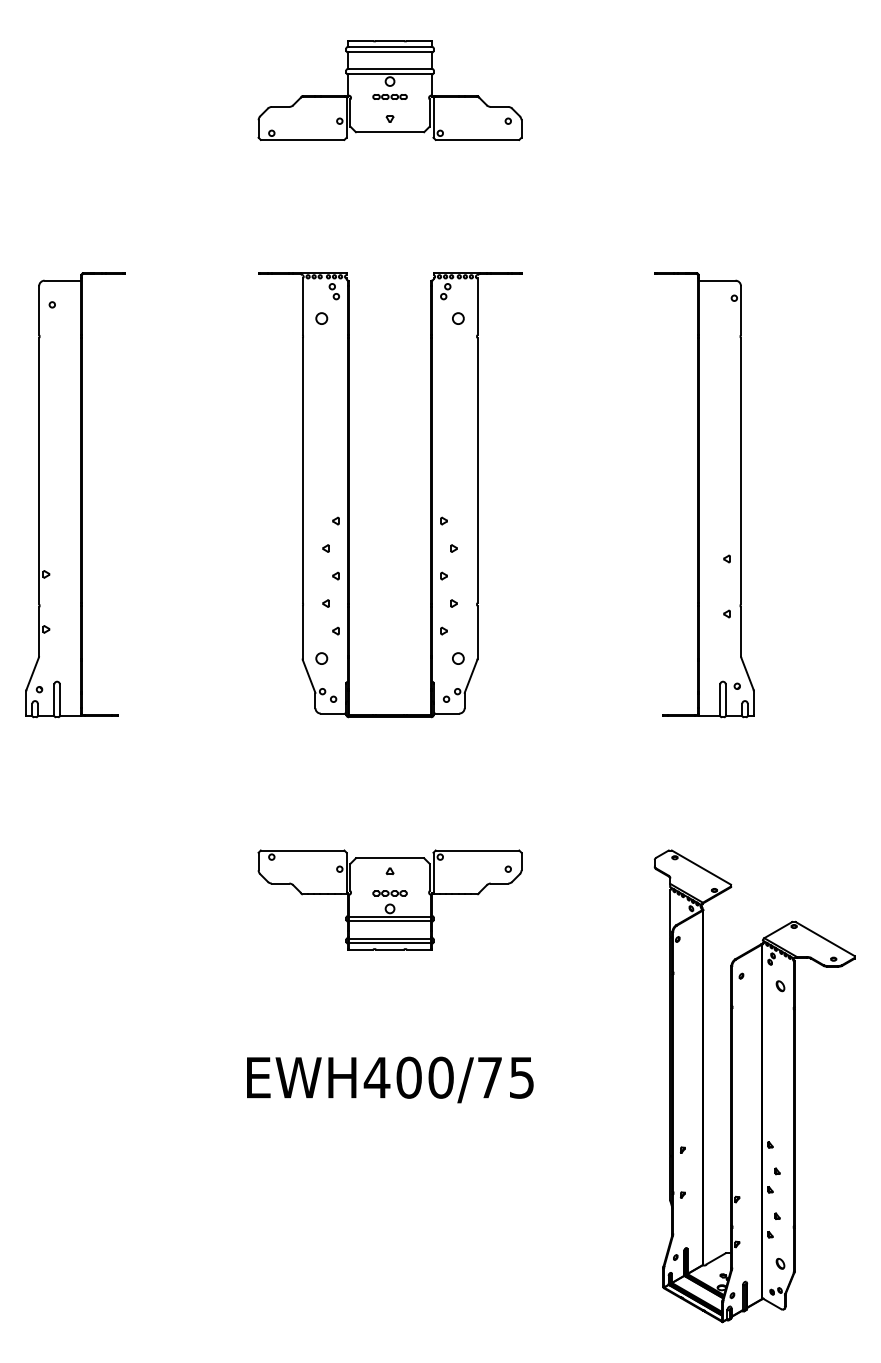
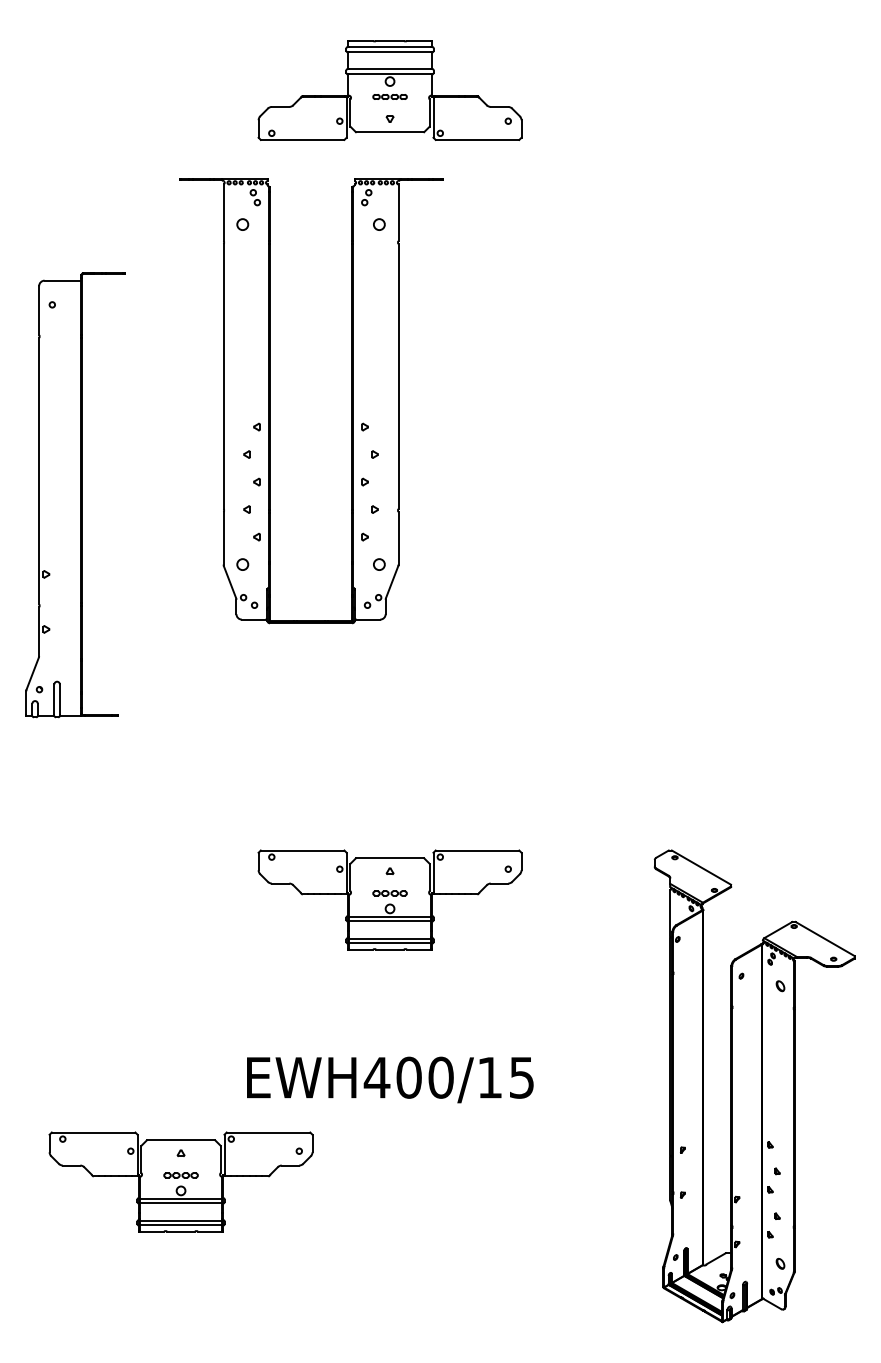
part position: (430, 495) -> (351, 401) (351, 401)
part: present -> none (704, 495)
text: EWH400/75 -> EWH400/15 (489, 1077)
part: none -> present (180, 1181)
